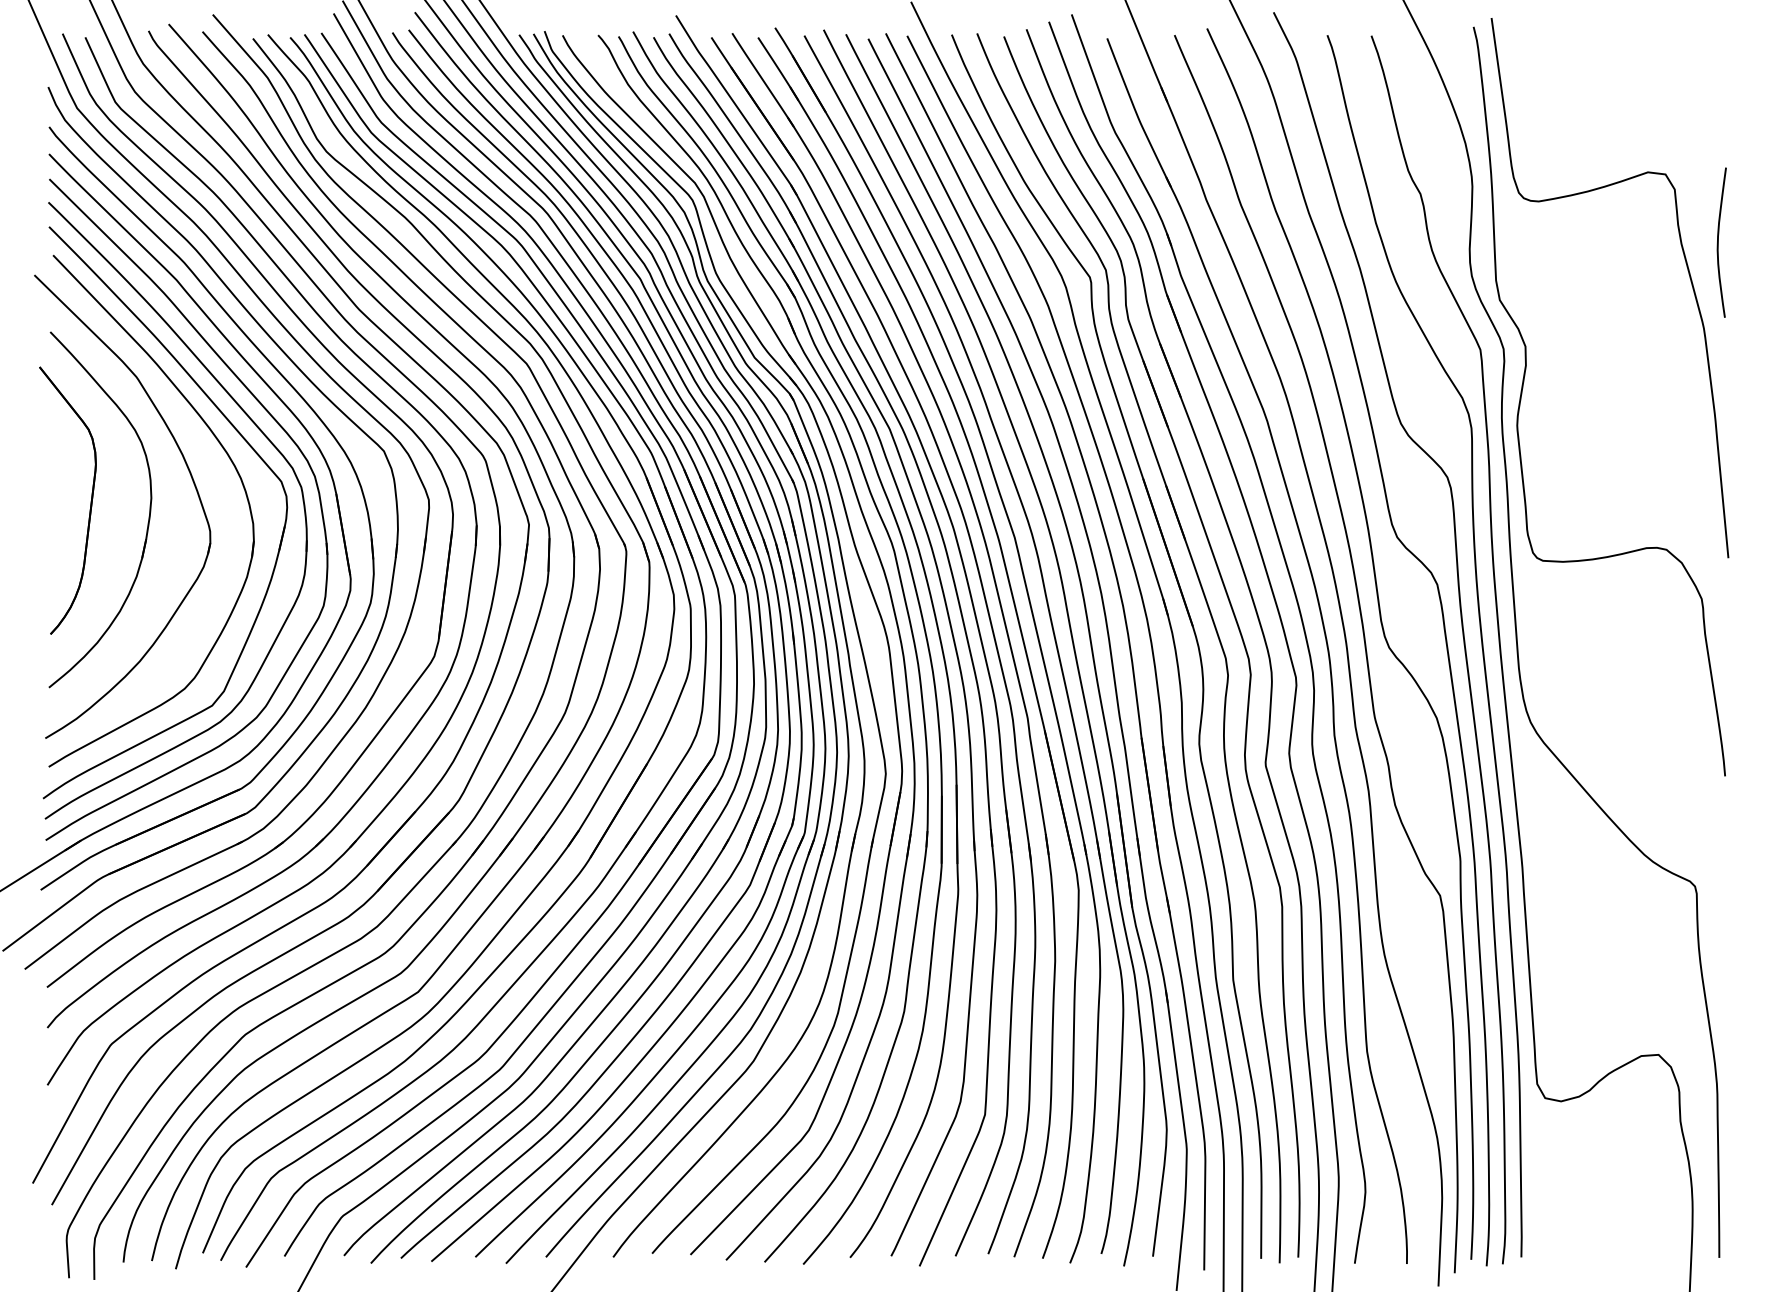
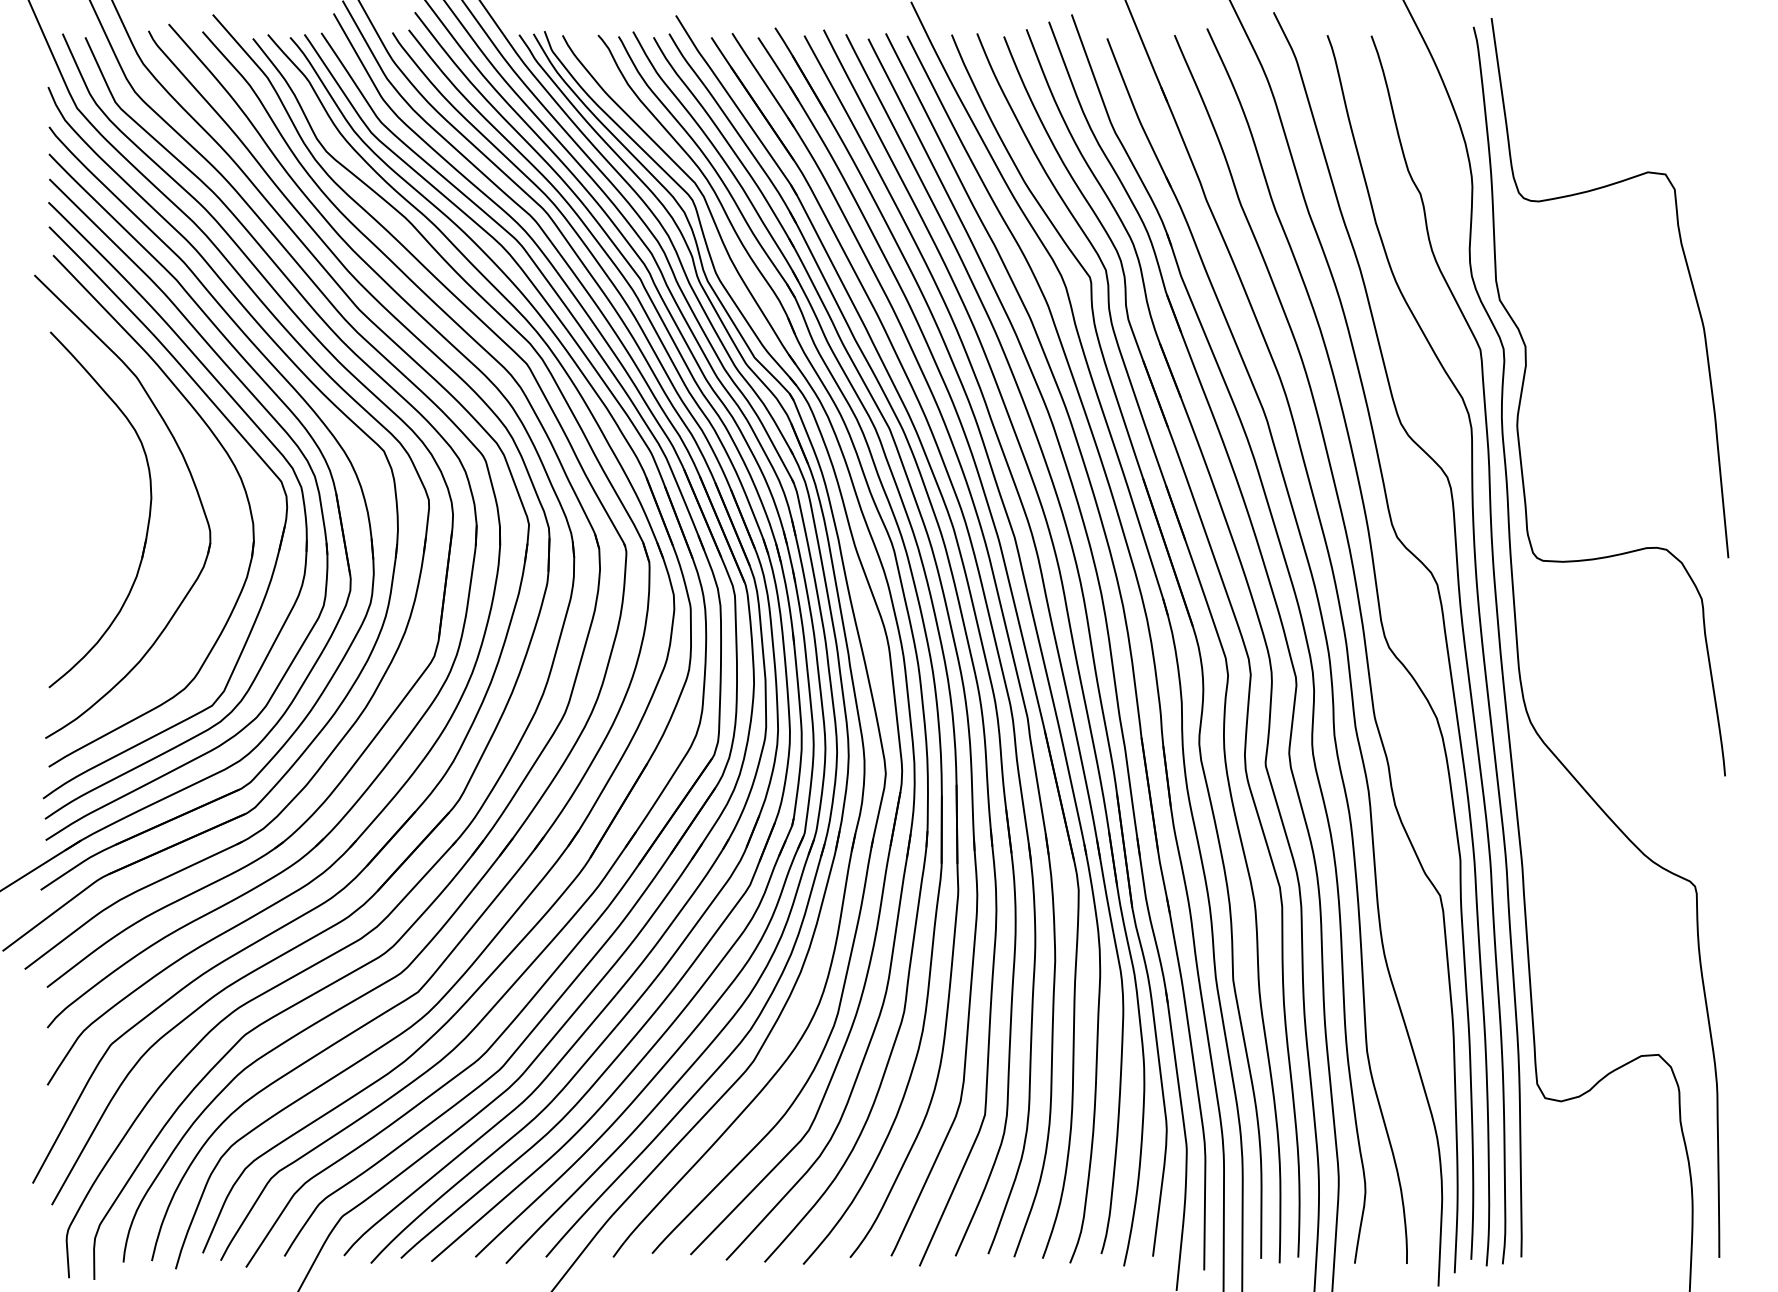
curve: present -> none (1718, 242)
part: present -> none (90, 501)
